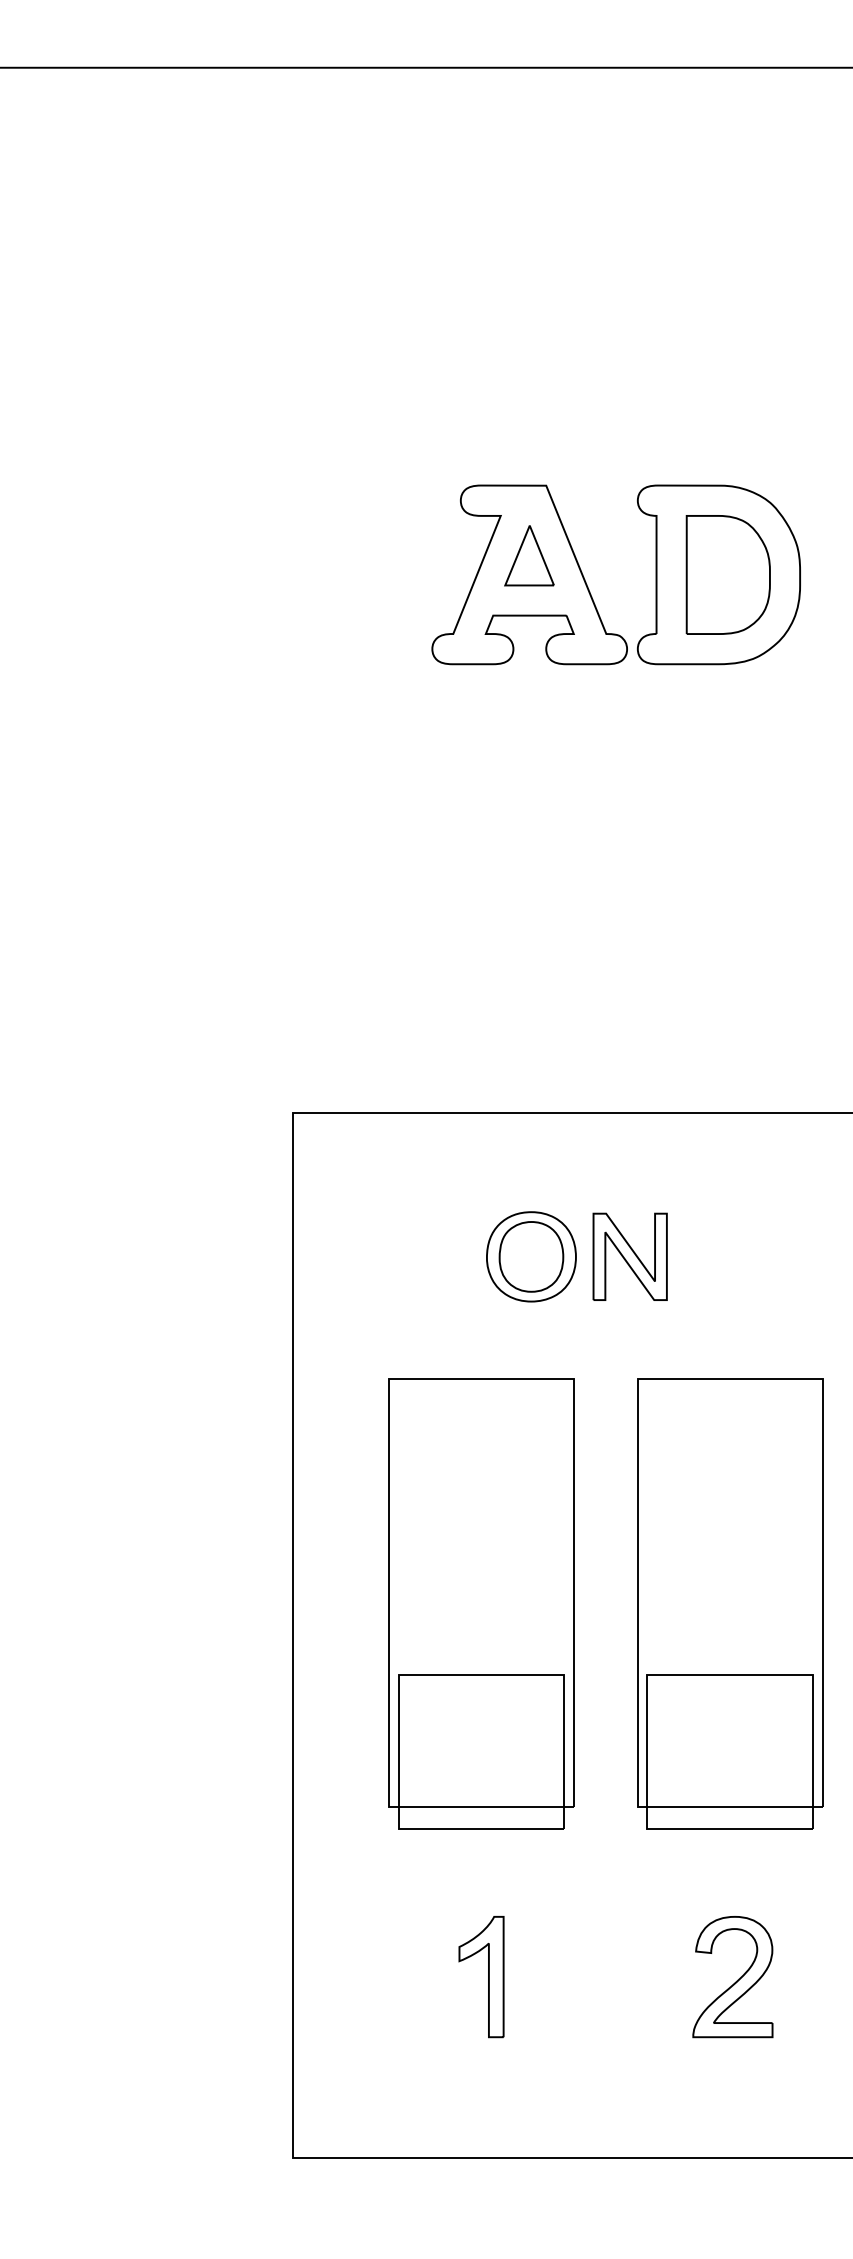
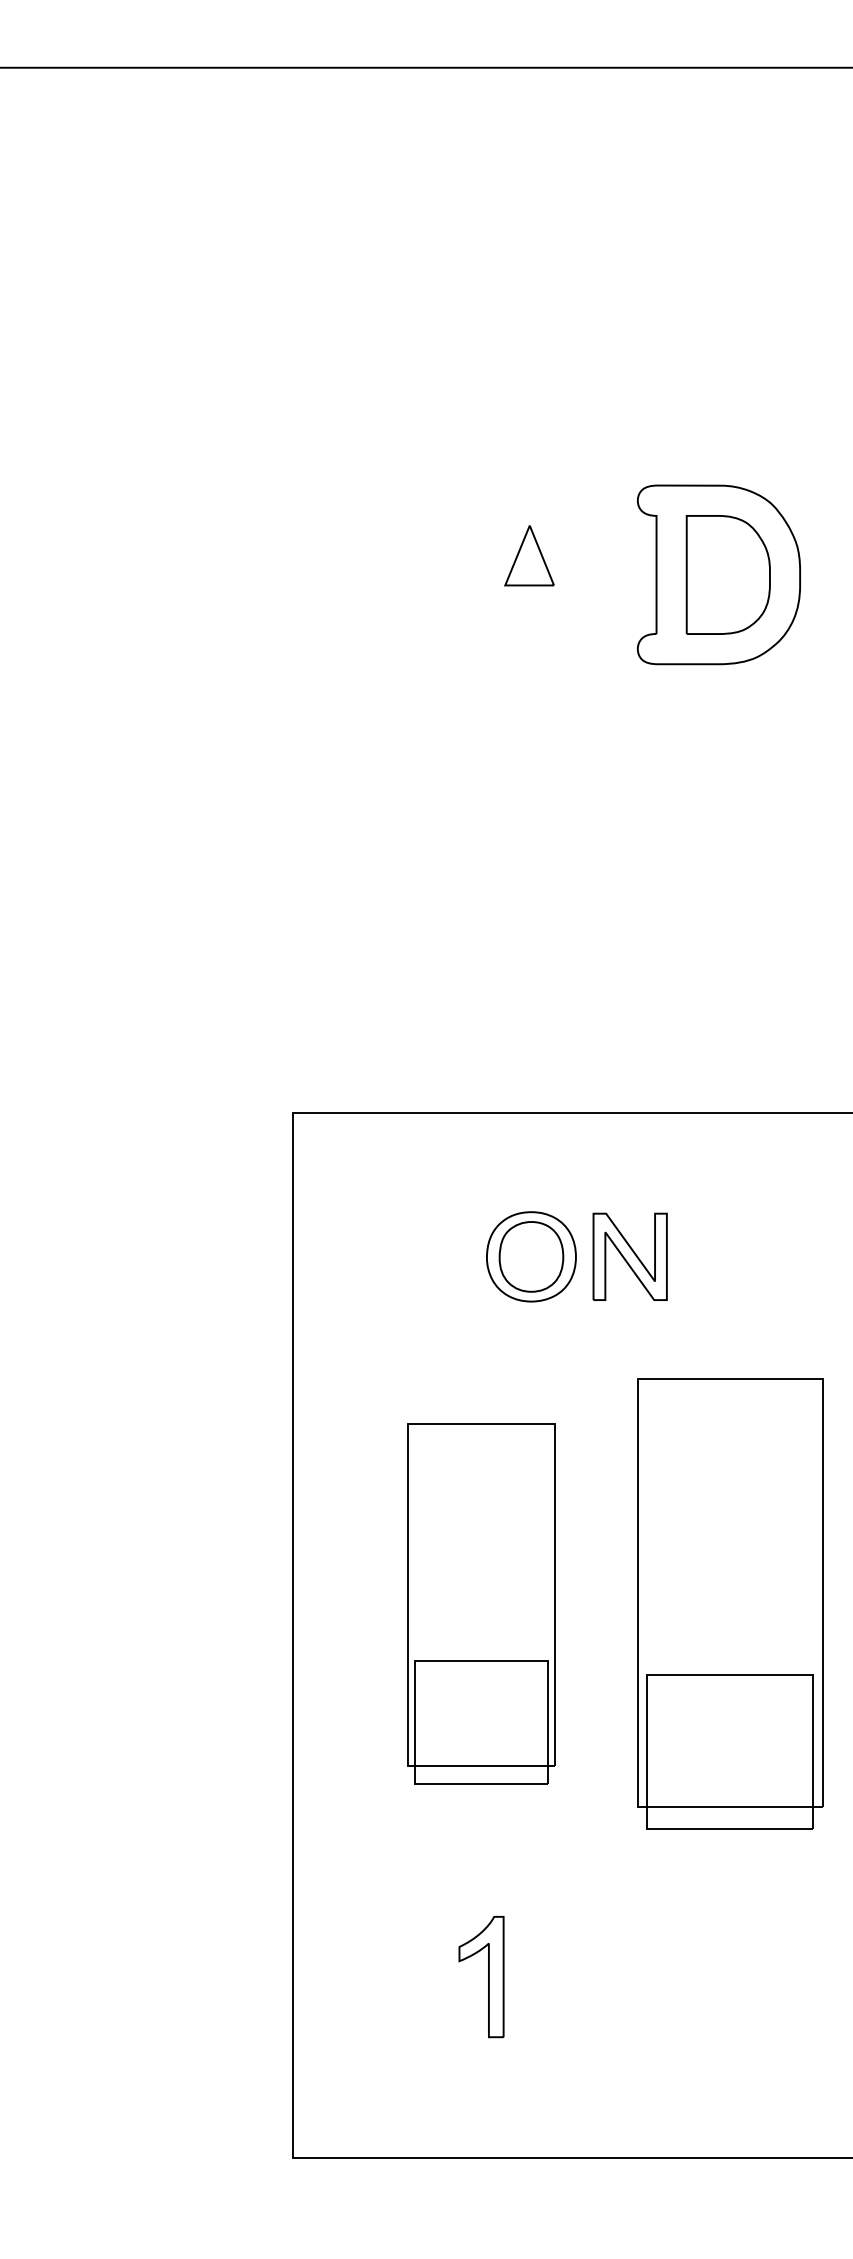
part: present -> none (529, 574)
part size: 187x452 px -> 149x362 px (481, 1603)
part: present -> none (732, 1977)
